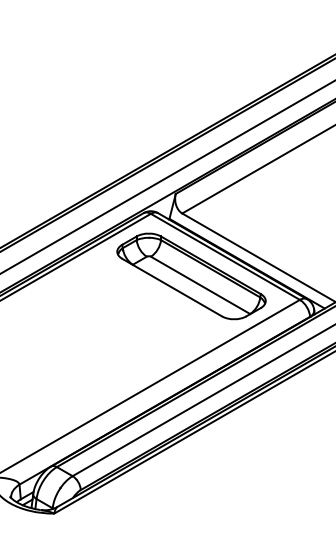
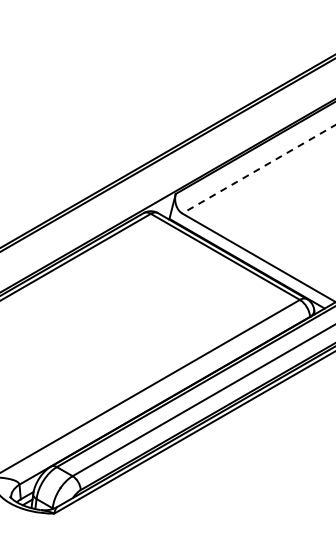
line: solid -> dashed (258, 169)
line: present -> none (167, 177)
part: present -> none (191, 276)
